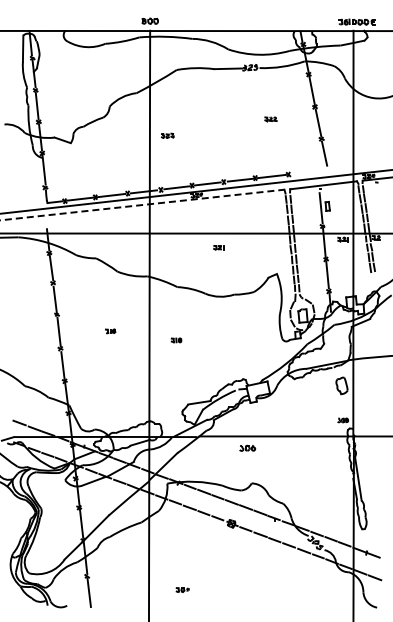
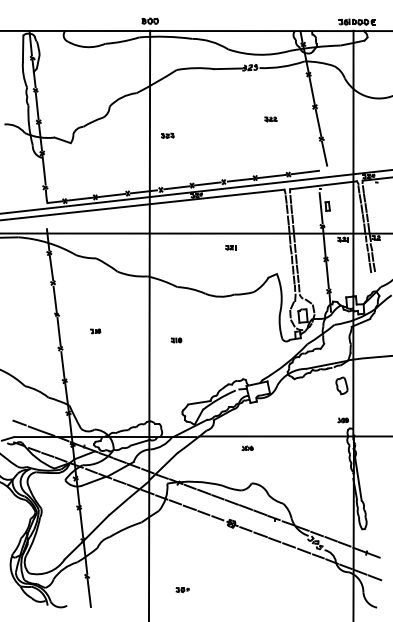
line: none -> present (304, 172)
line: dashed -> solid (142, 205)
part position: (218, 247) -> (230, 247) (230, 247)
part position: (110, 331) -> (95, 331) (95, 331)
part size: 18x8 px -> 13x7 px (247, 448)
